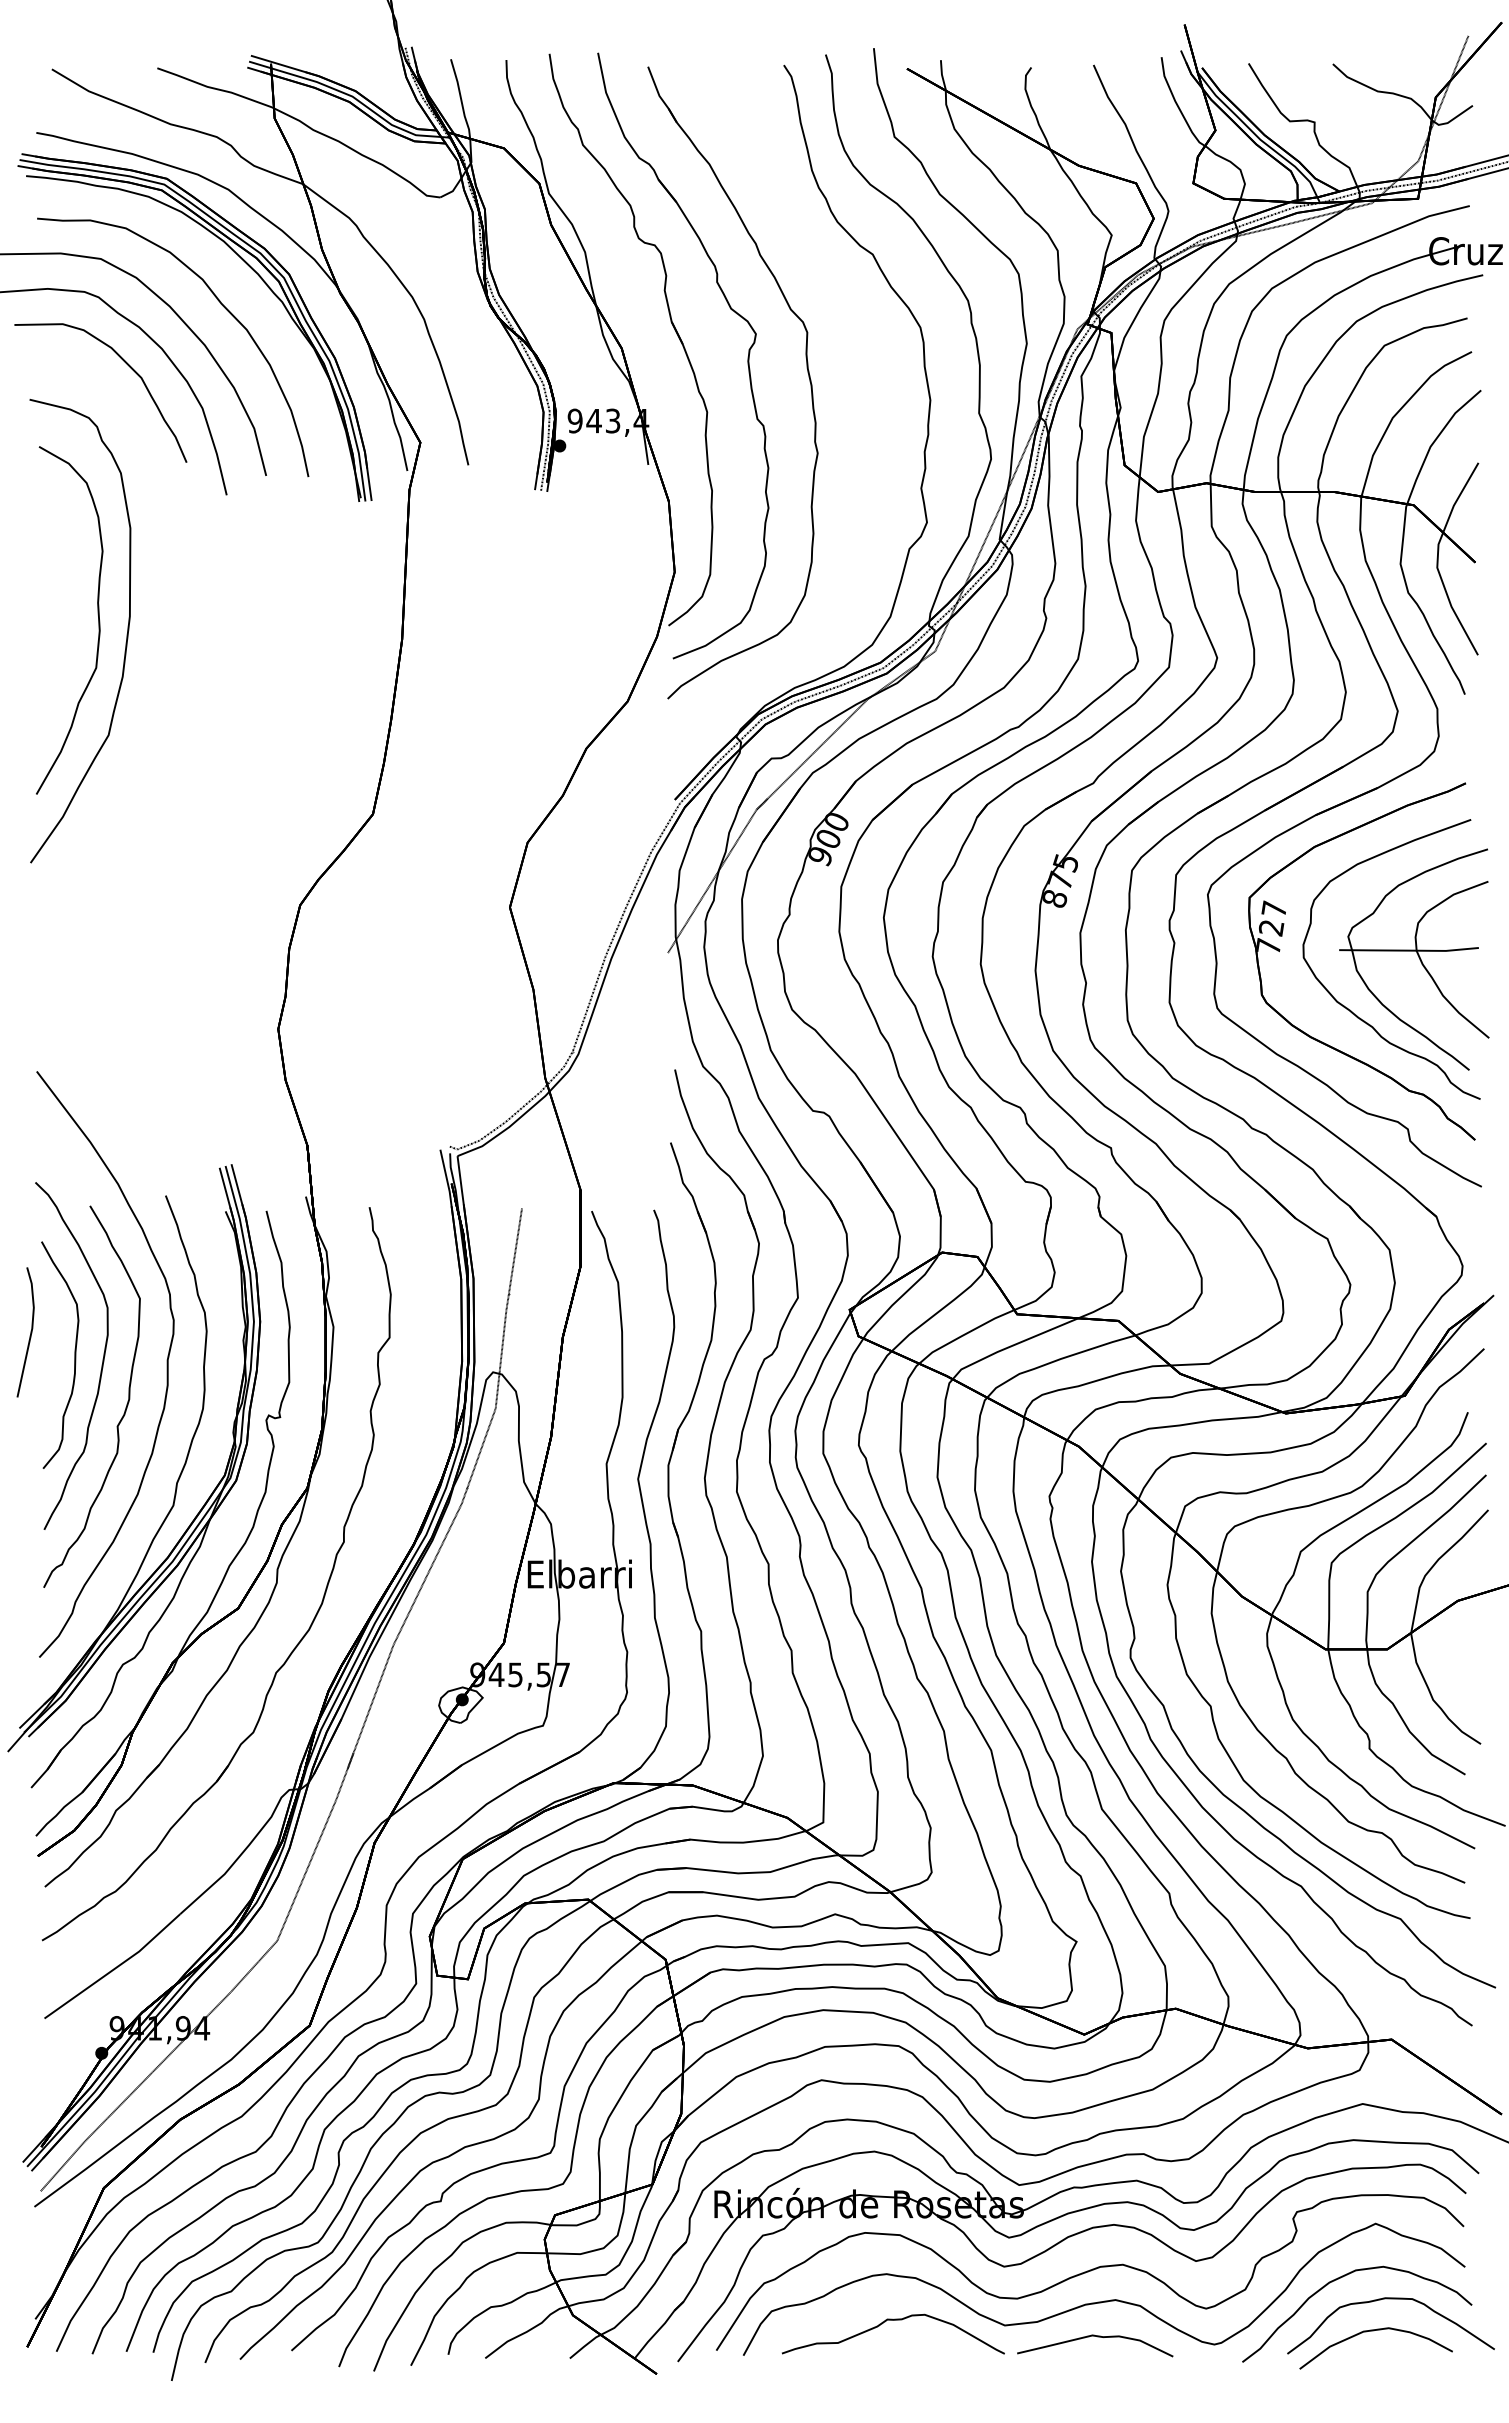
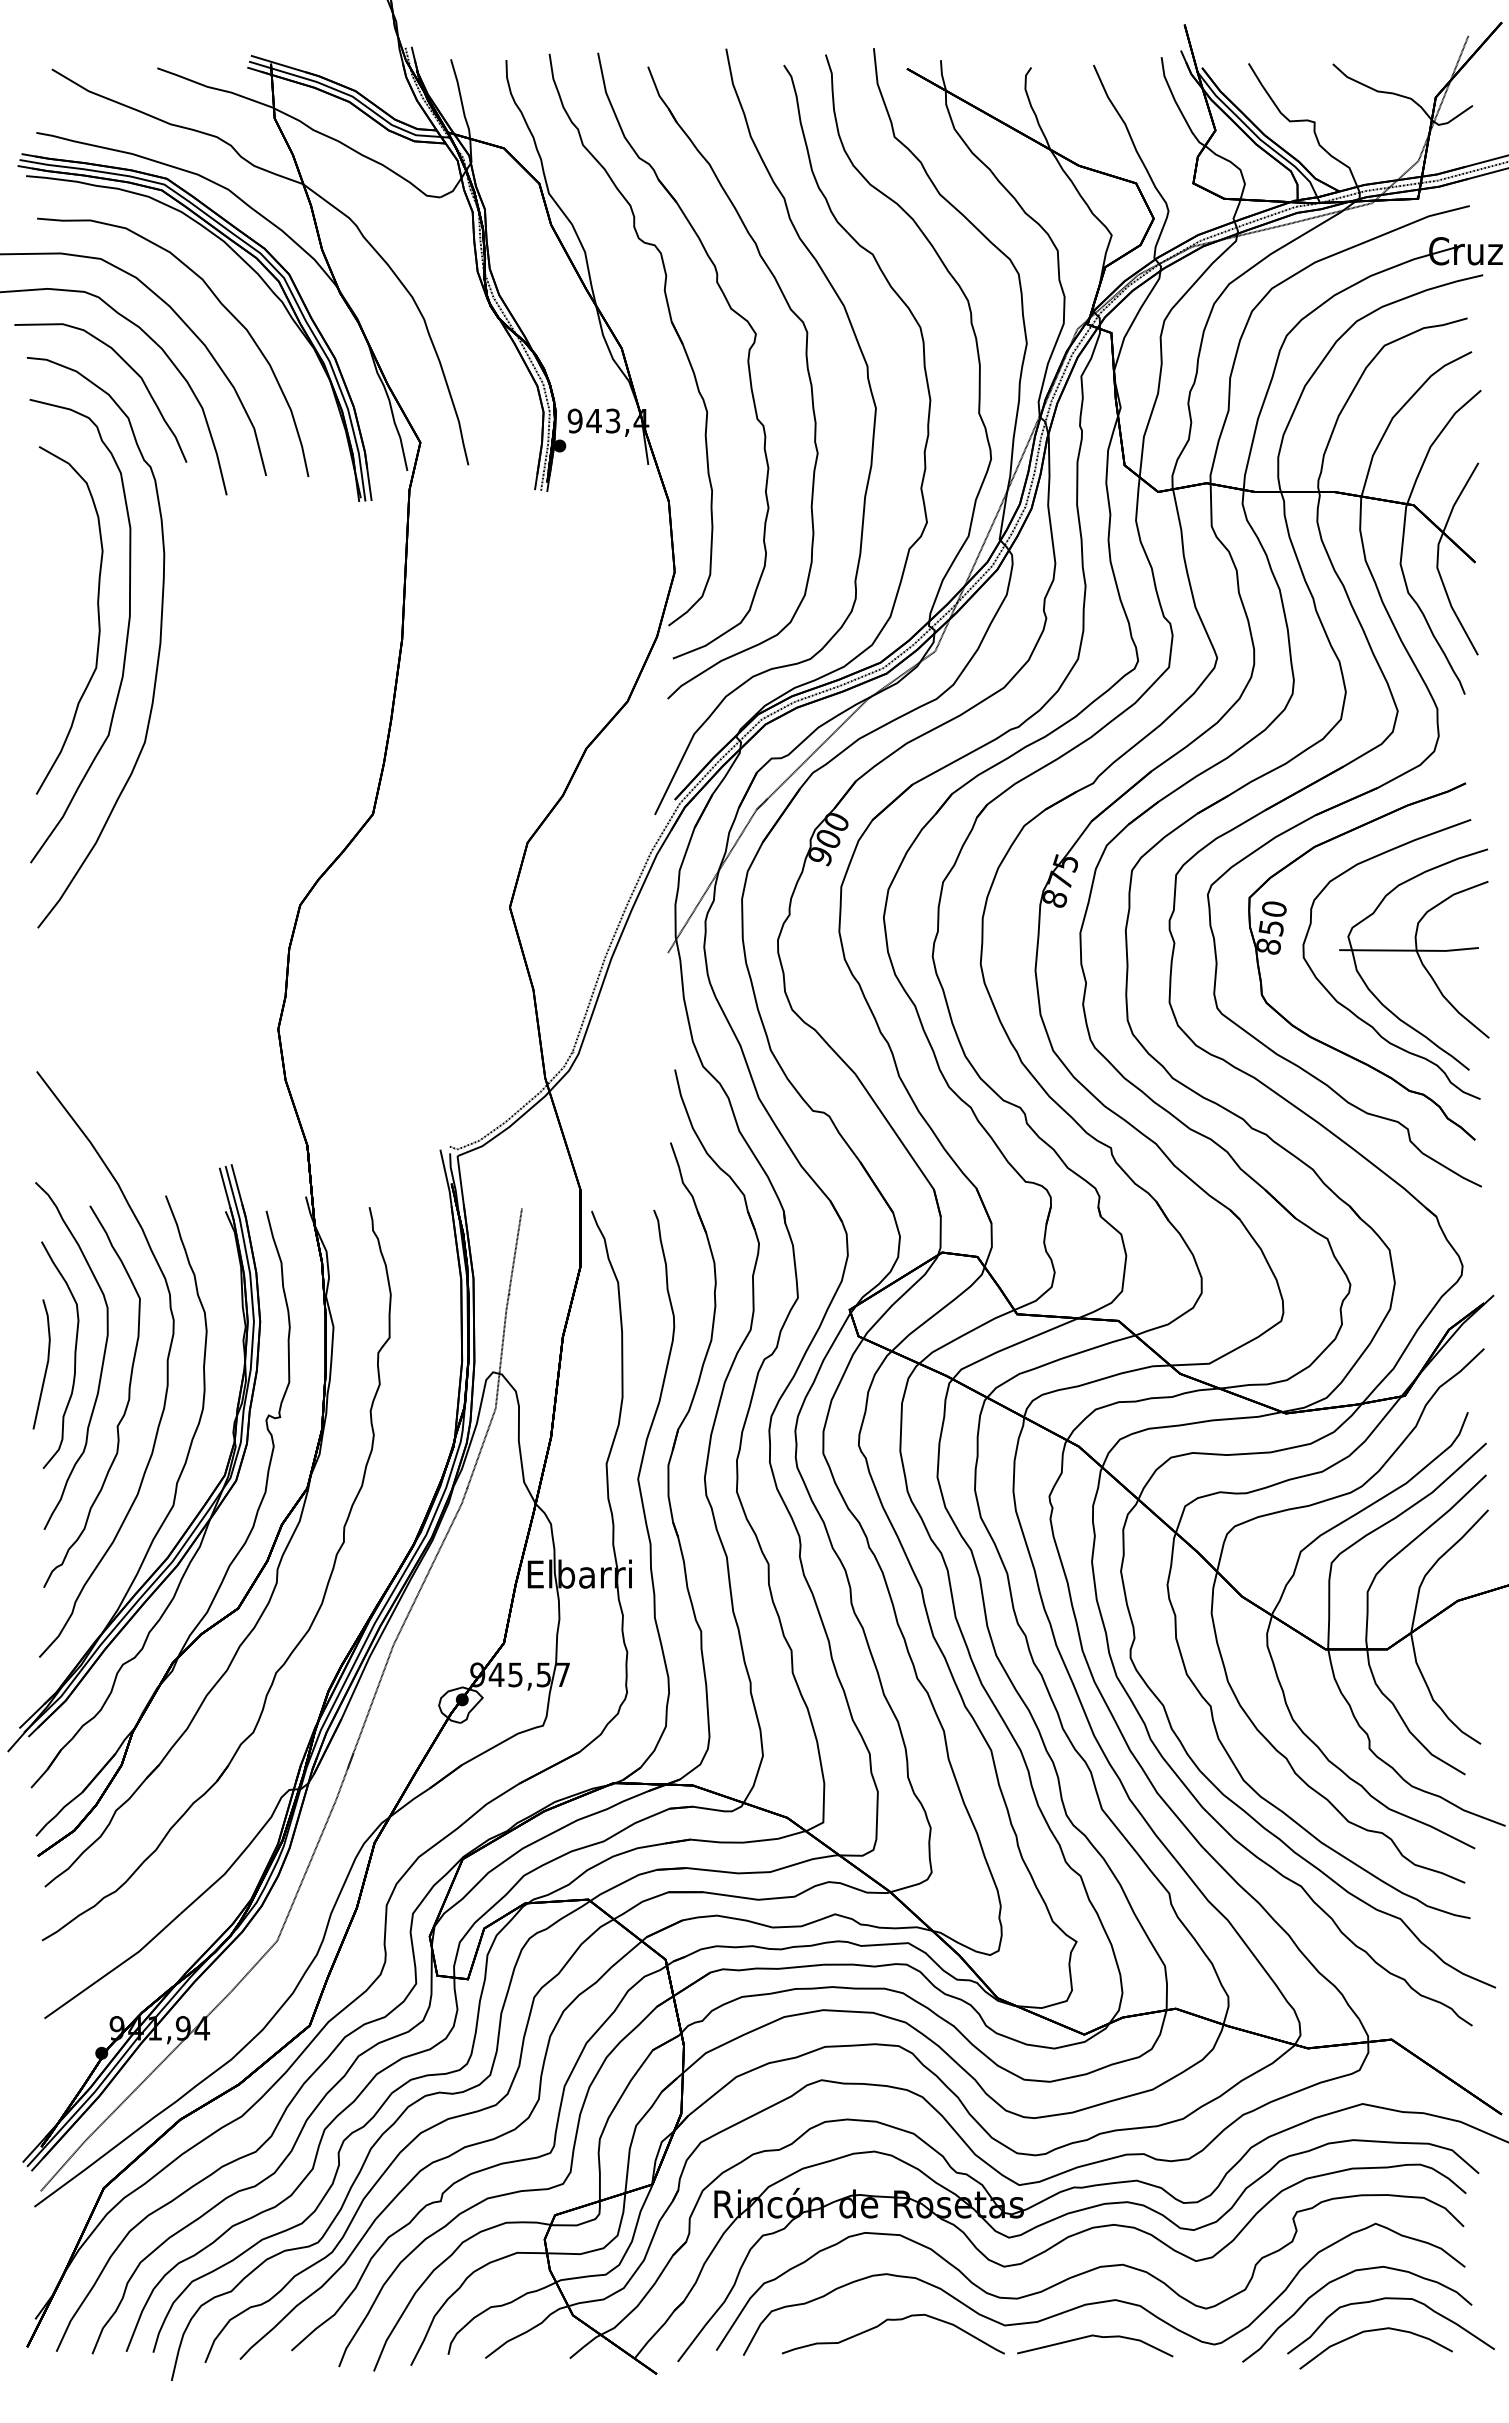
part: none -> present (872, 434)
part: none -> present (158, 648)
text: 727 -> 850 (1271, 927)
part position: (25, 1332) -> (41, 1364) (41, 1364)
